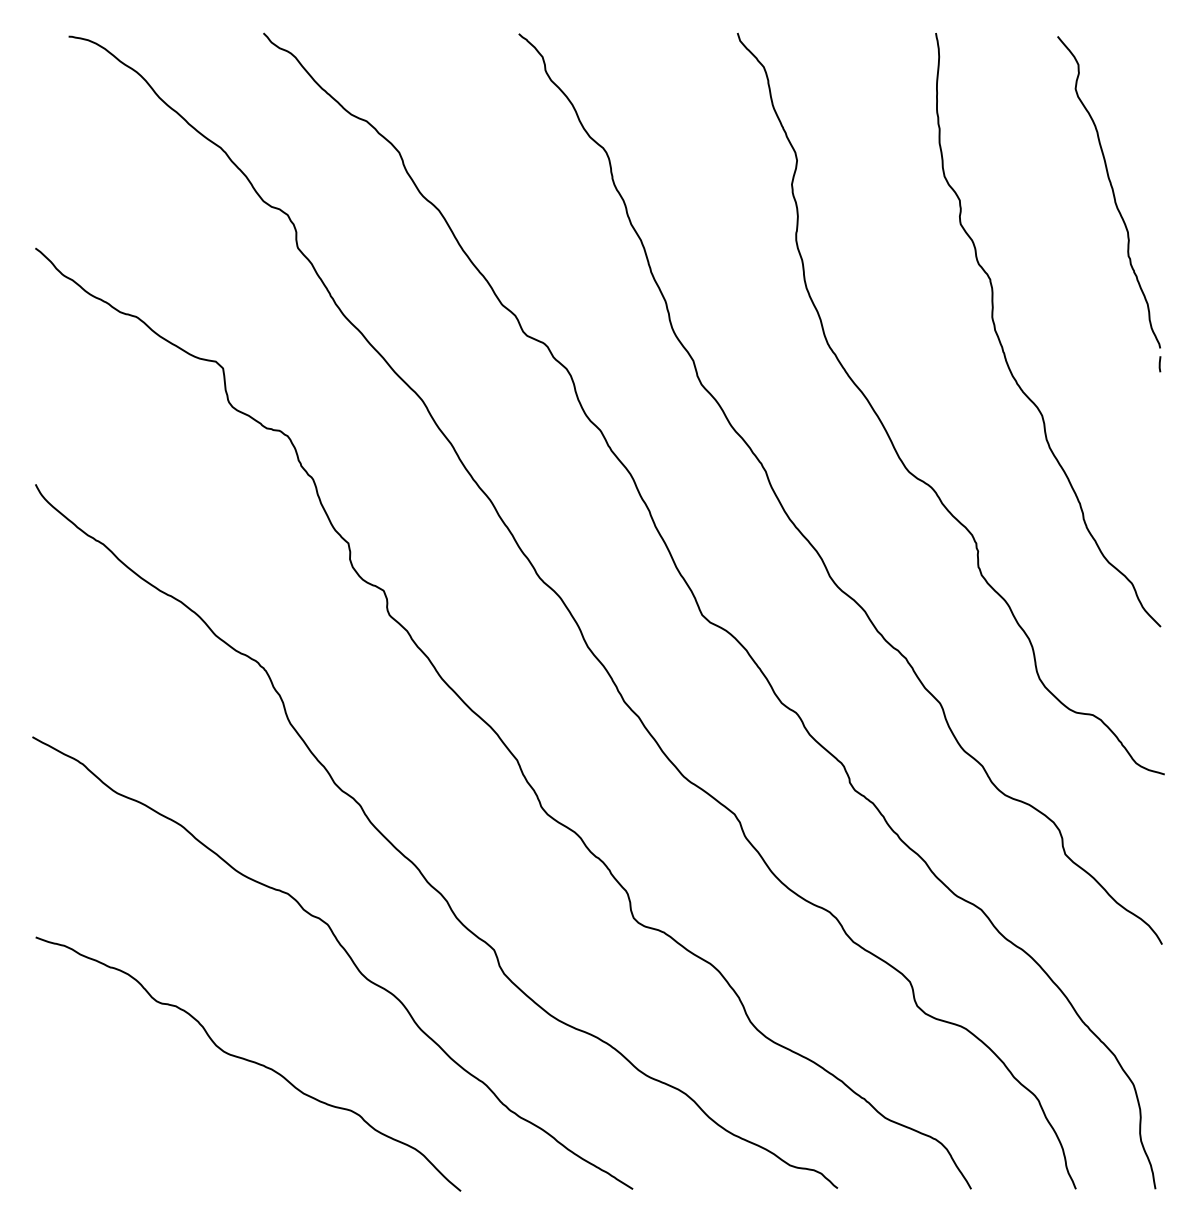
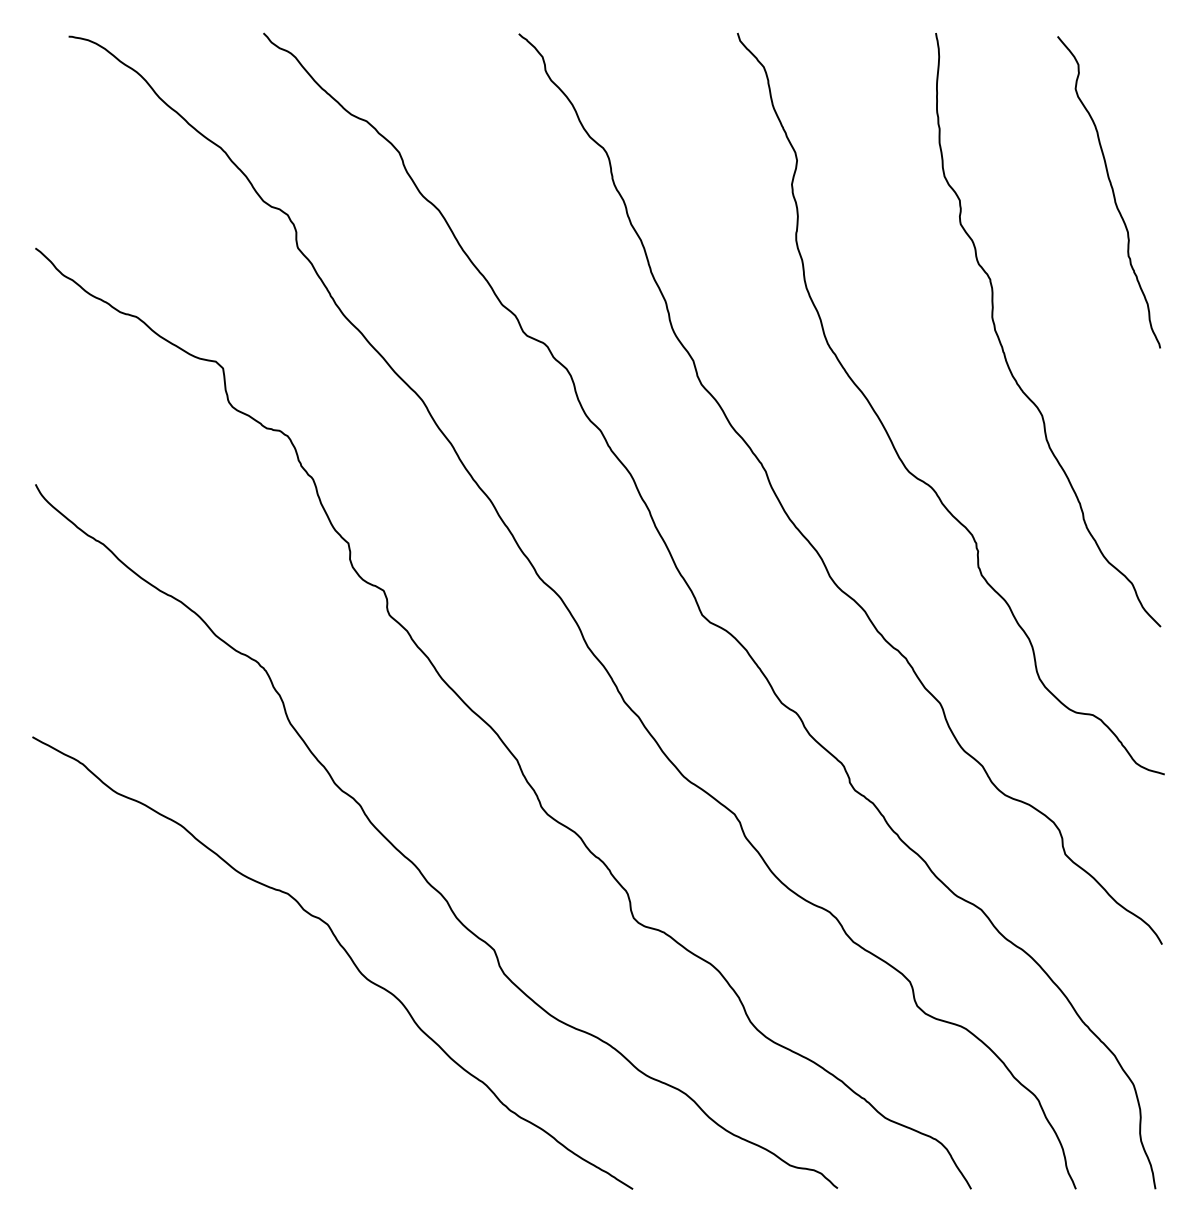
line: present -> none (1159, 364)
curve: present -> none (248, 1061)
